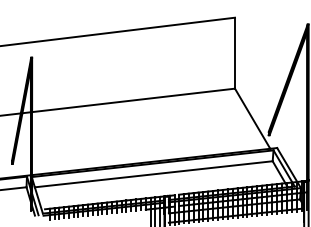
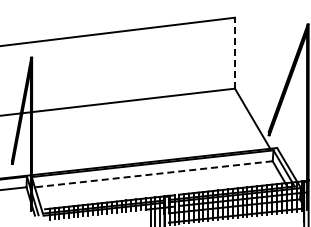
line: solid -> dashed (234, 52)
line: solid -> dashed (153, 174)
